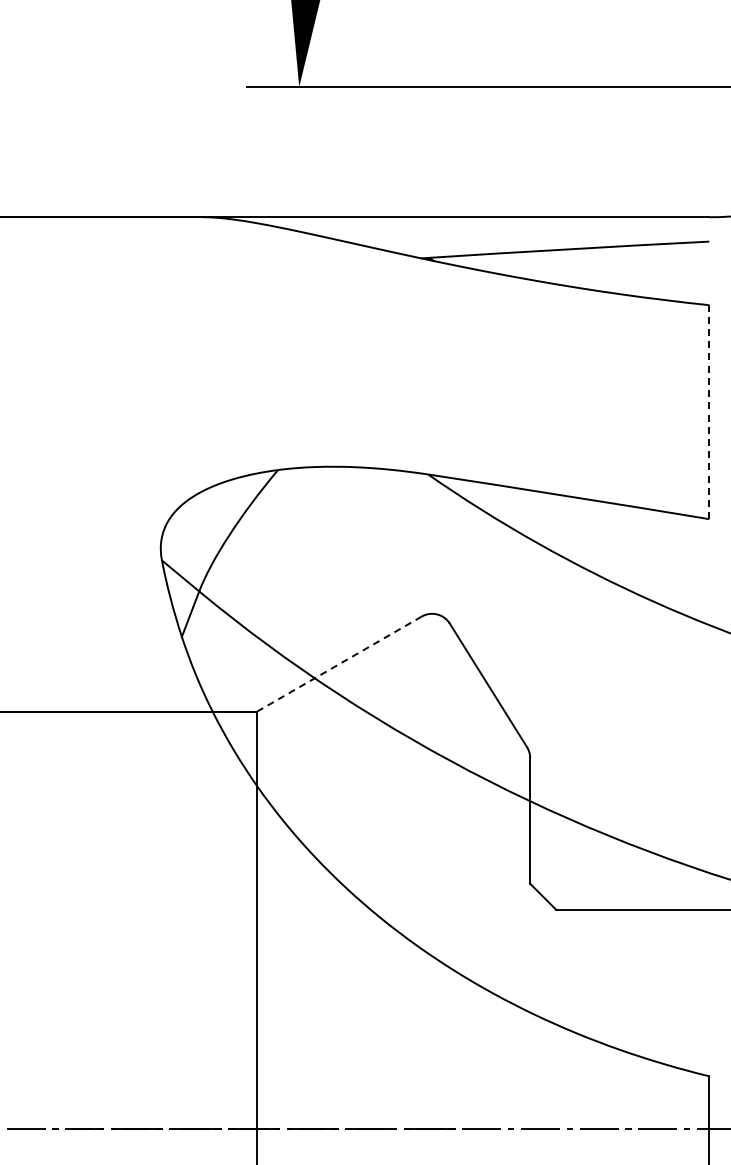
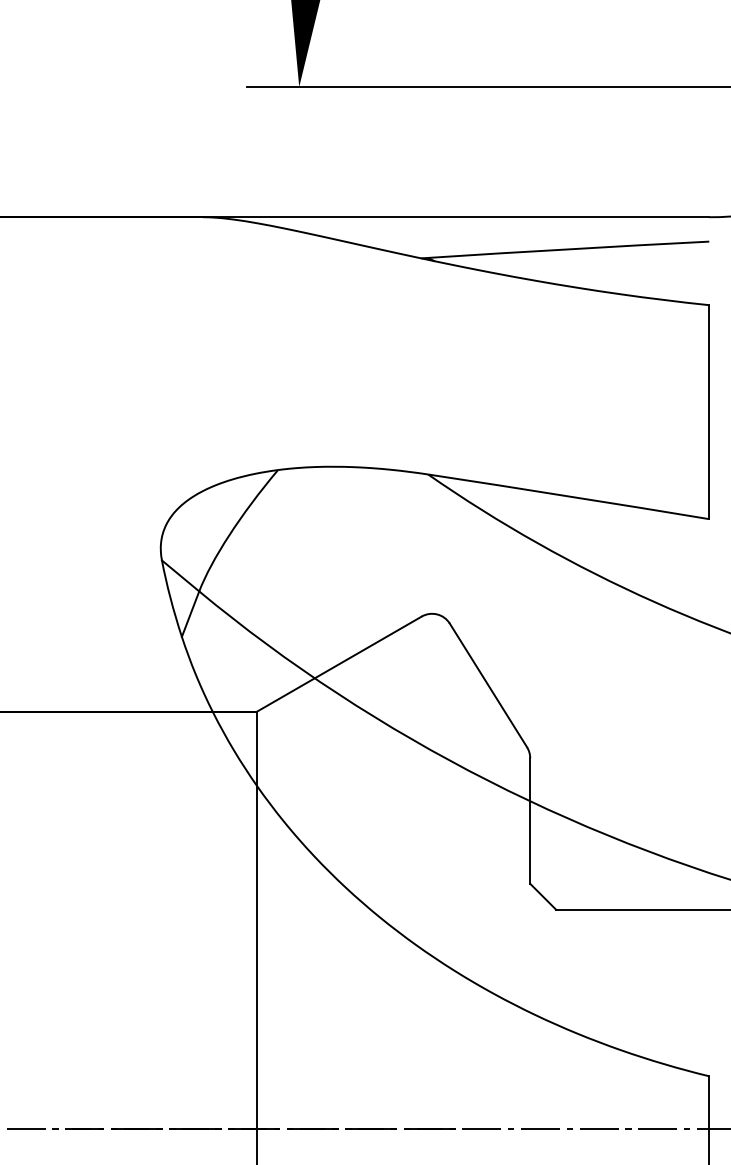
line: dashed -> solid (709, 412)
line: dashed -> solid (338, 664)
